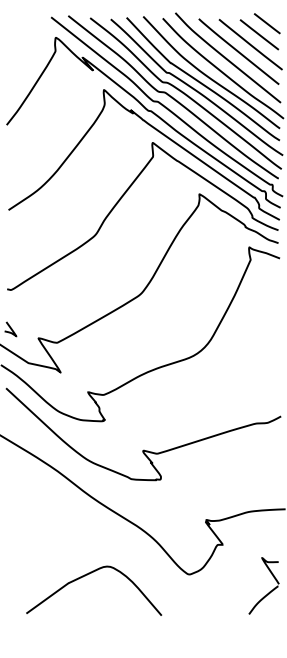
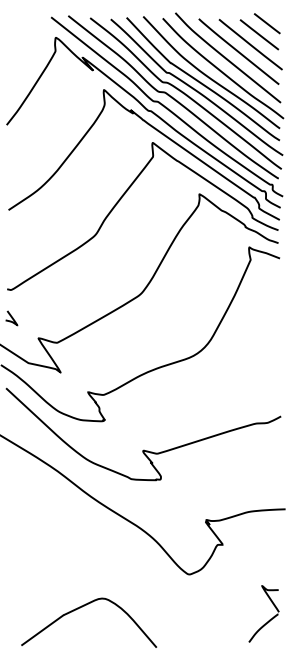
curve position: (10, 329) -> (11, 318) (11, 318)
curve position: (87, 575) -> (82, 607) (82, 607)
part position: (269, 591) -> (269, 619) (269, 619)
